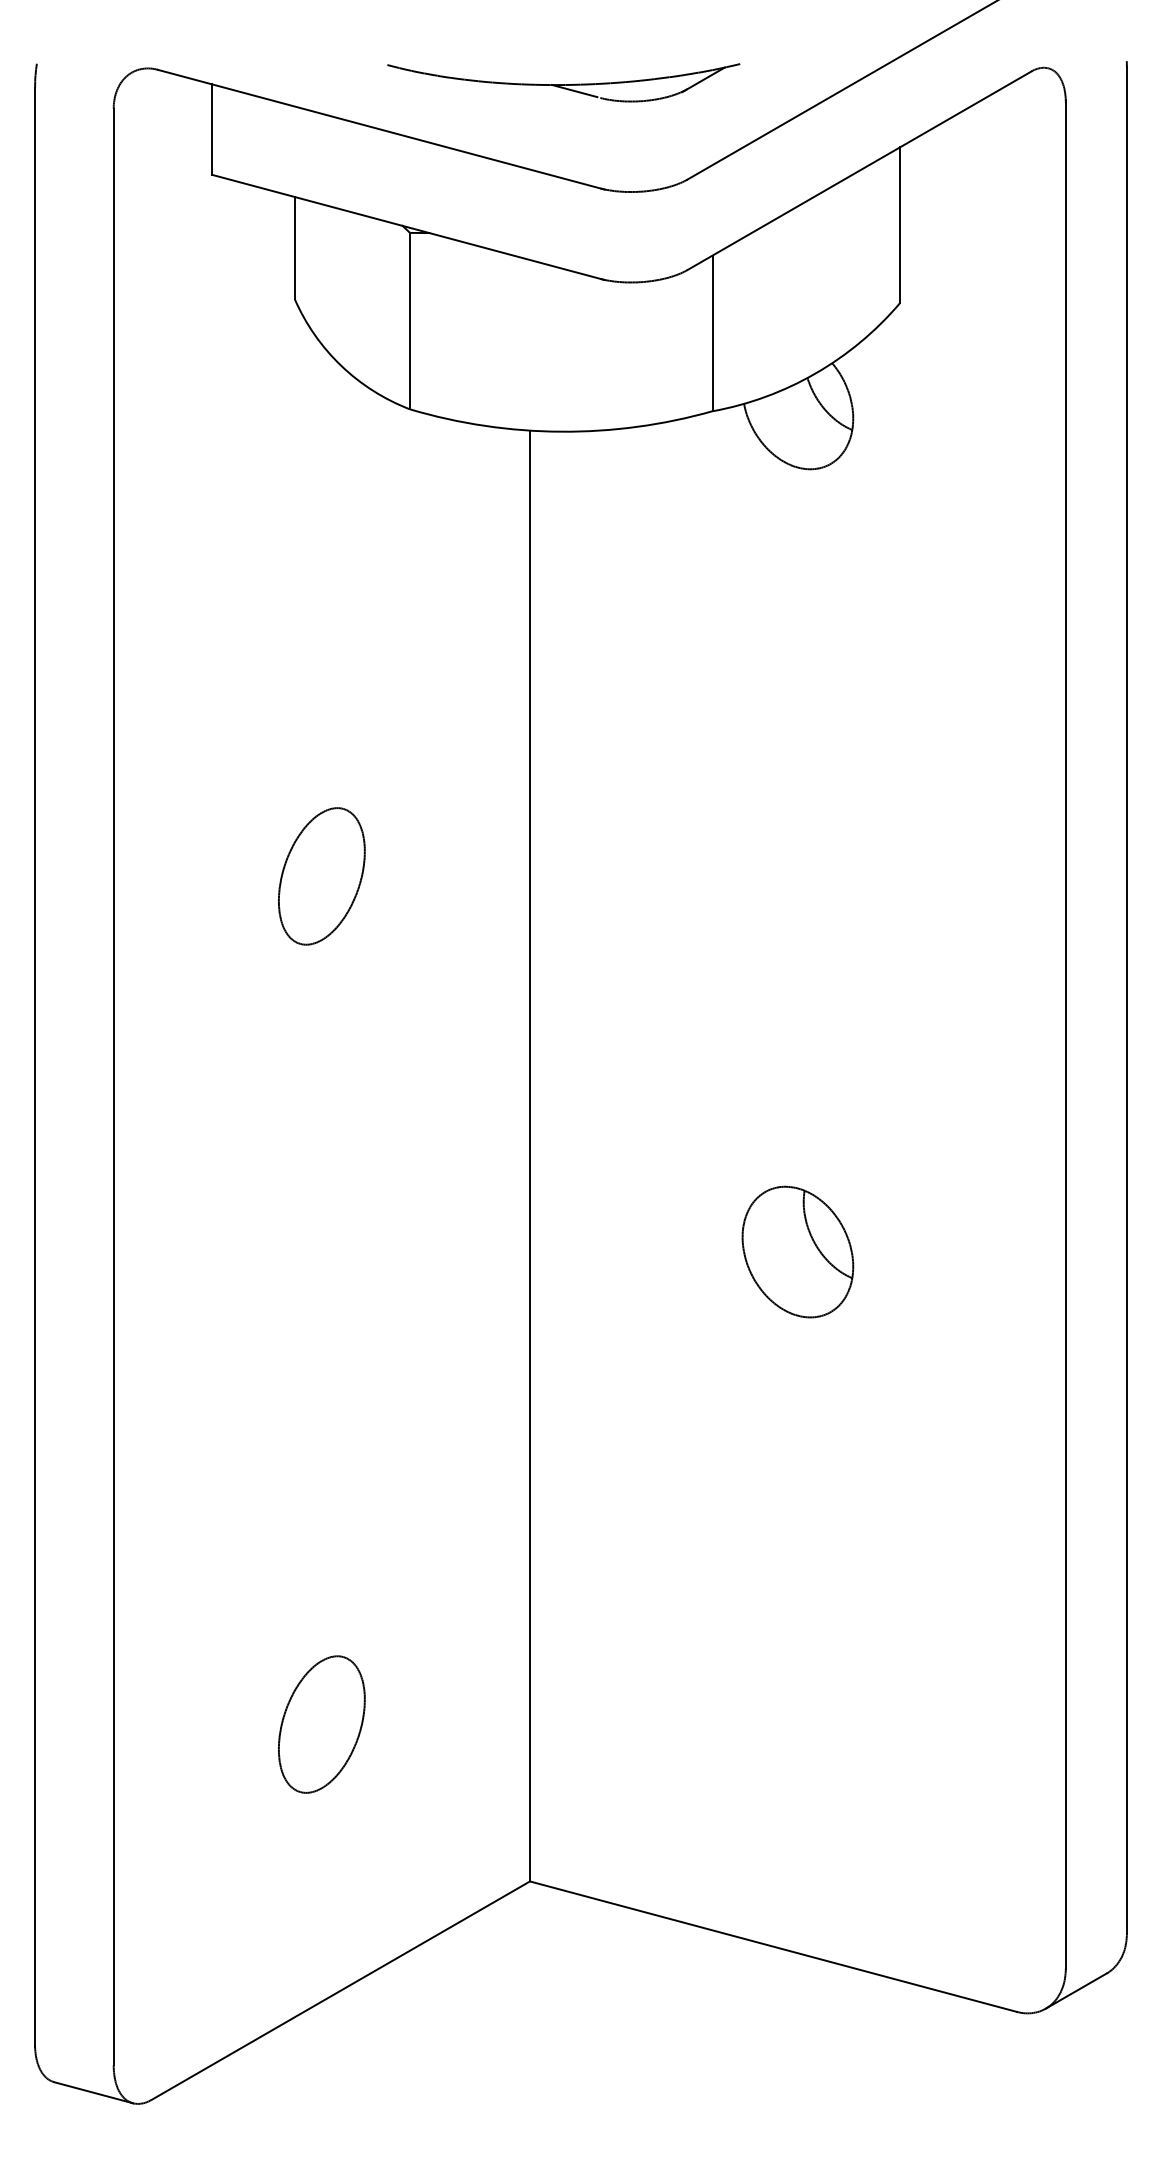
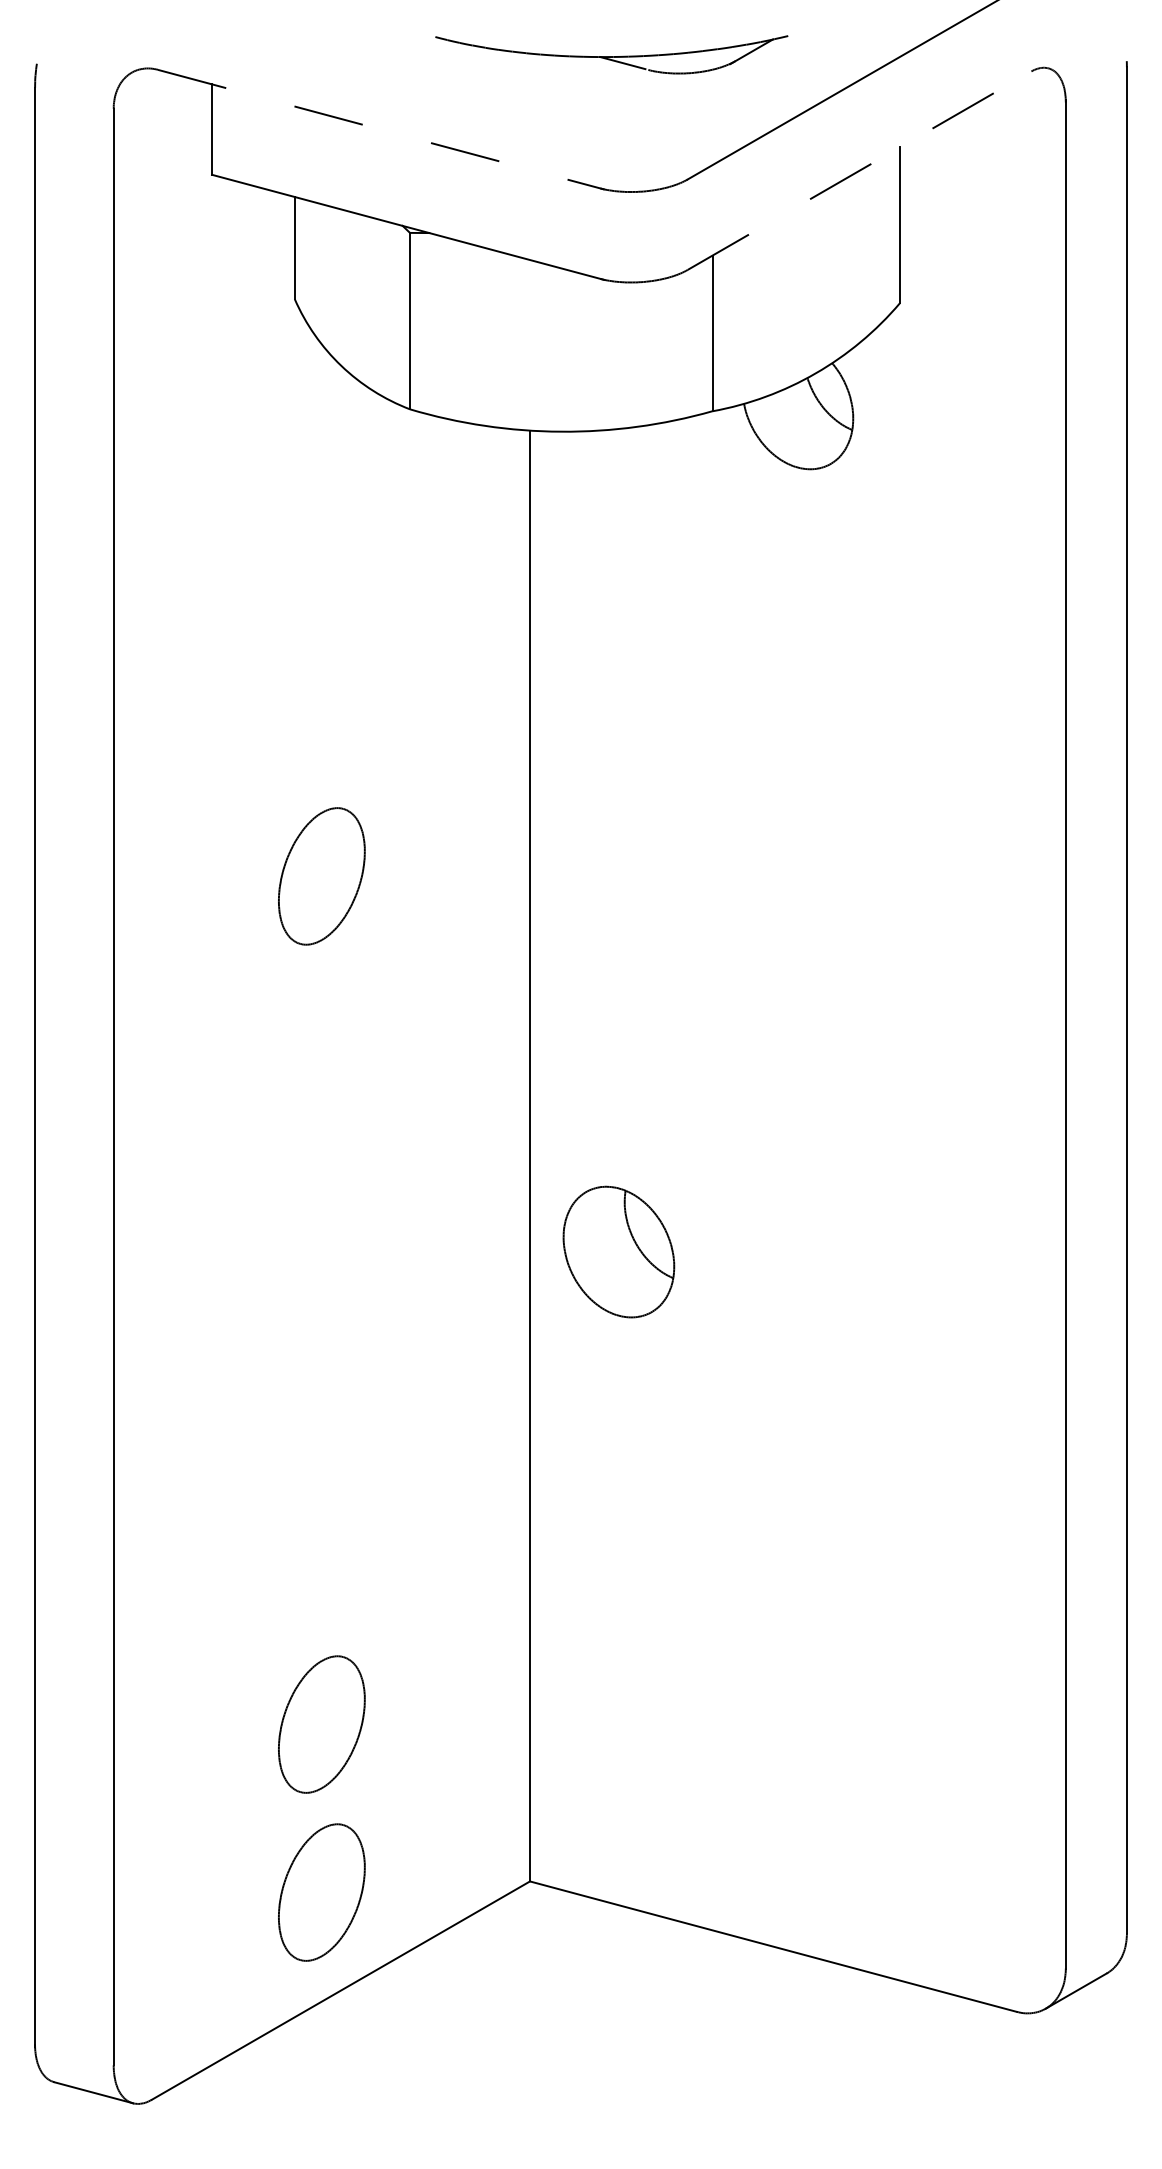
part position: (563, 82) -> (611, 54) (611, 54)
line: solid -> dashed (381, 129)
line: solid -> dashed (860, 170)
part position: (797, 1251) -> (618, 1251) (618, 1251)
part: none -> present (321, 1892)
